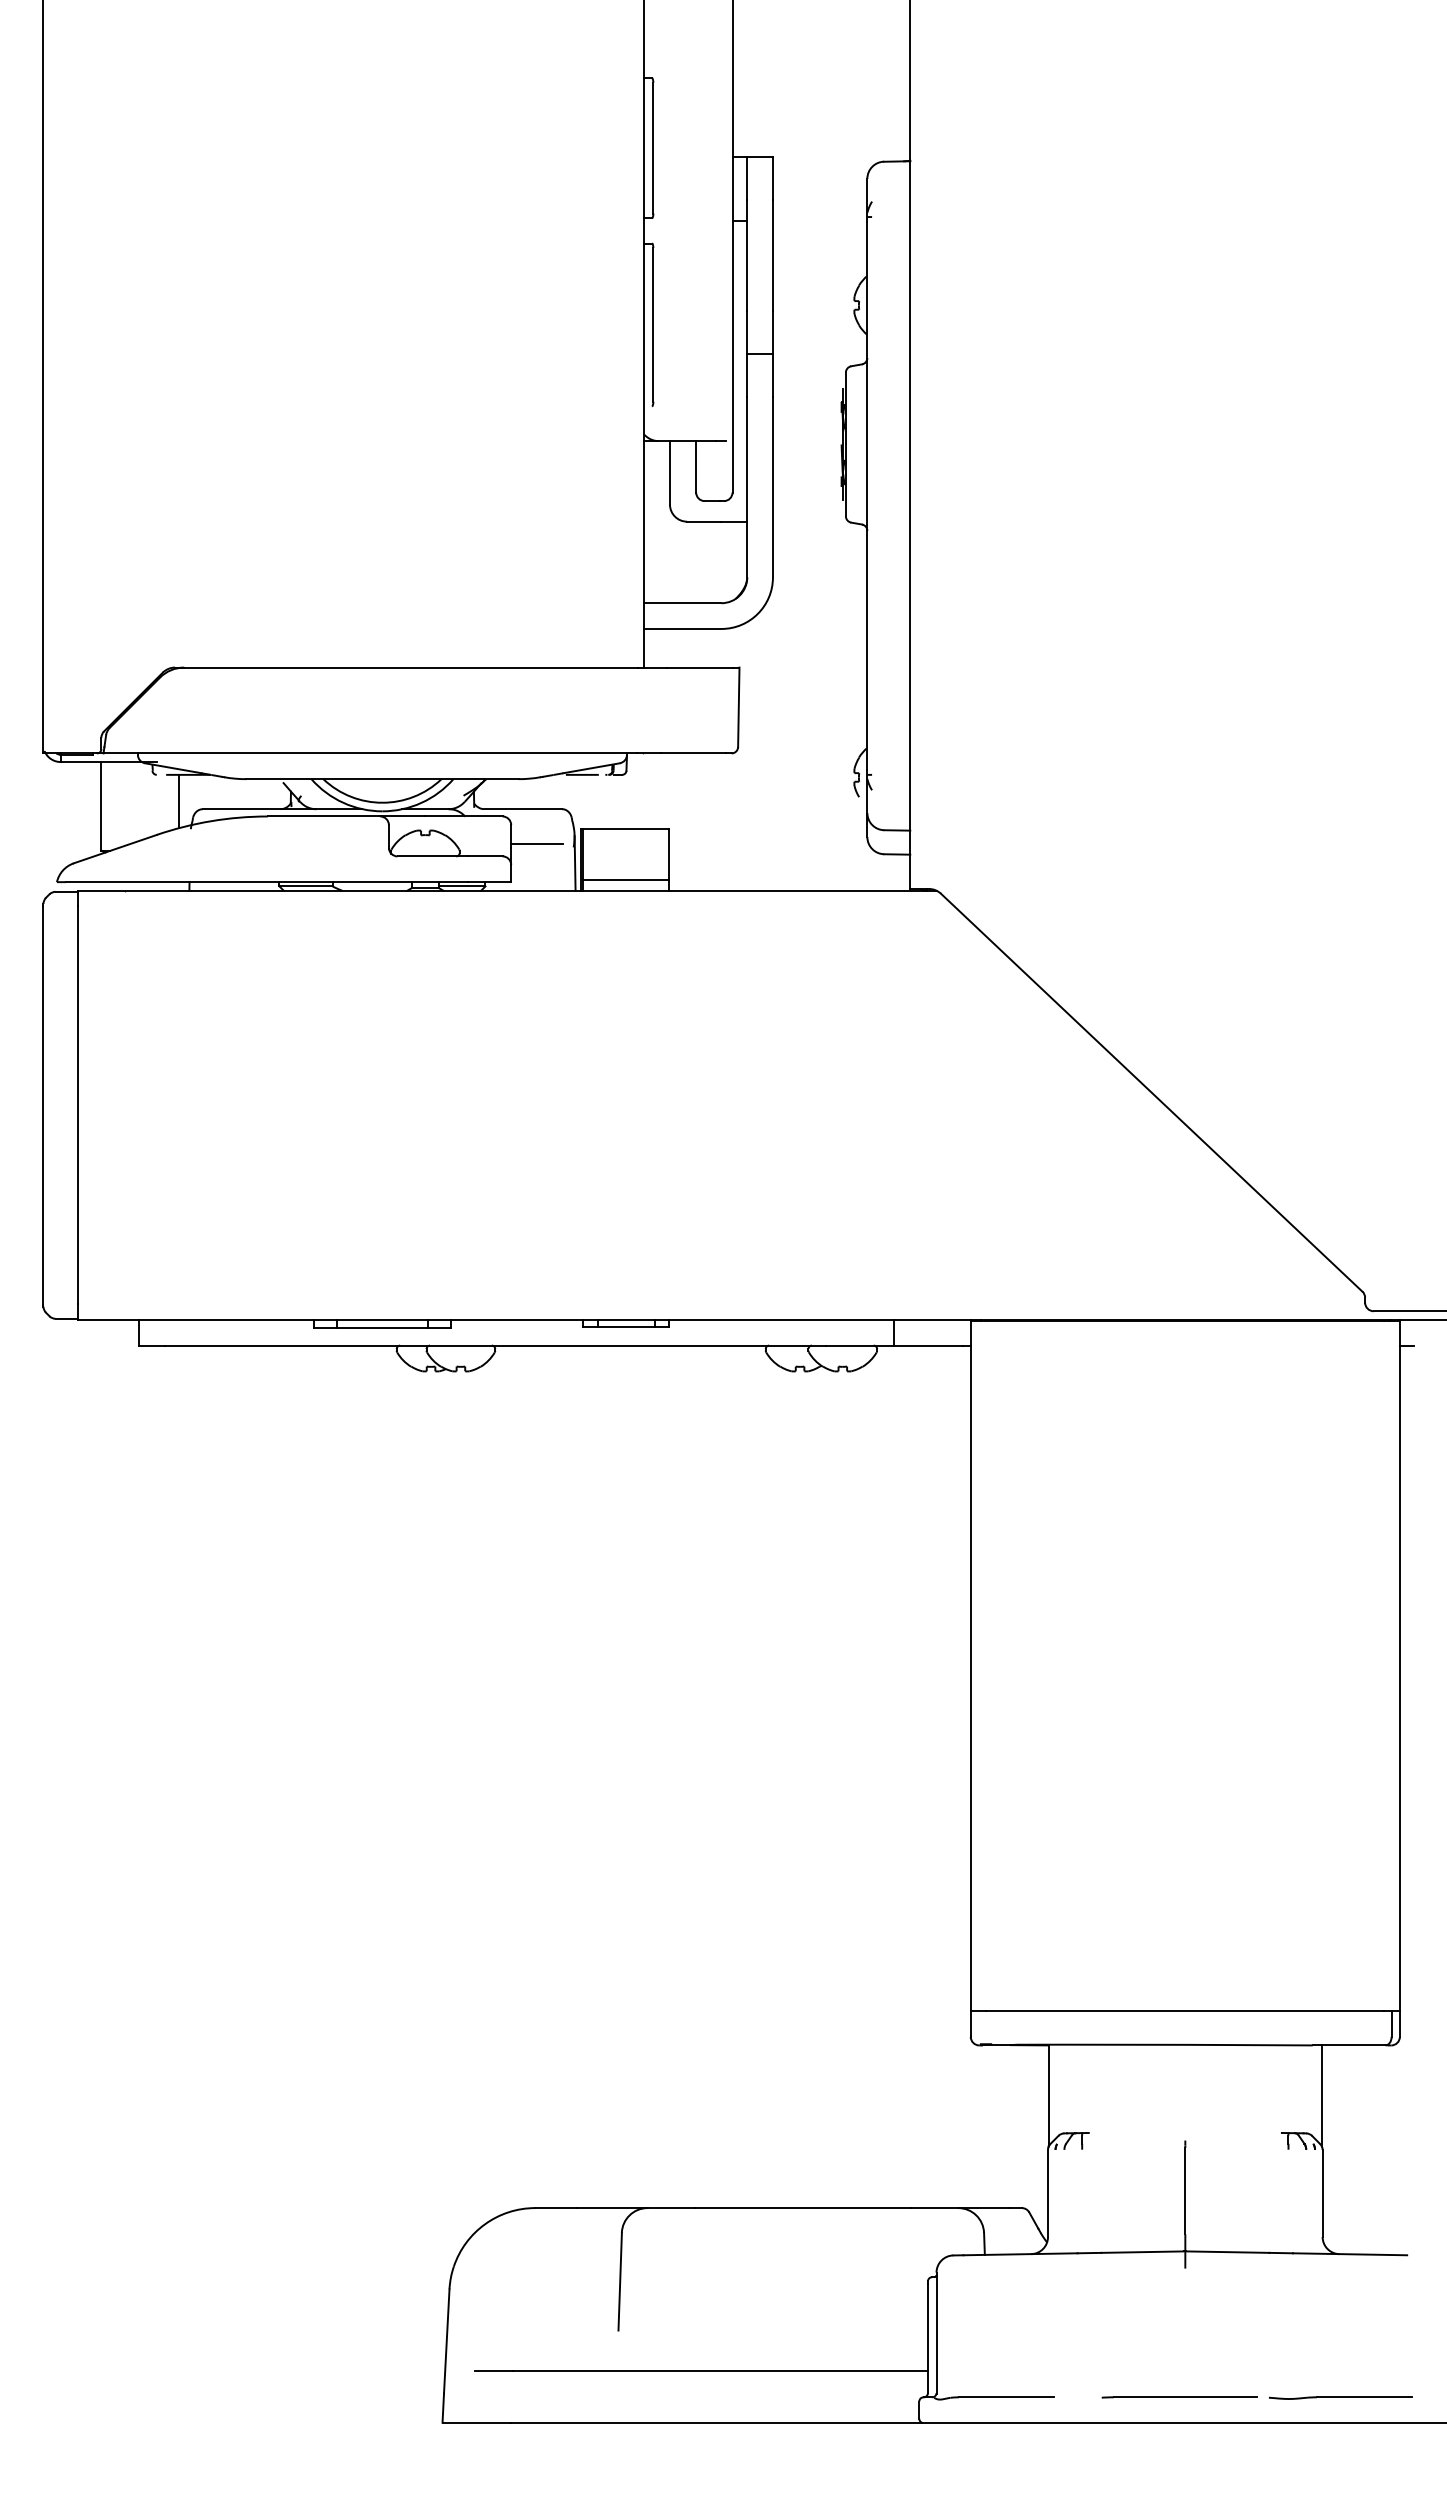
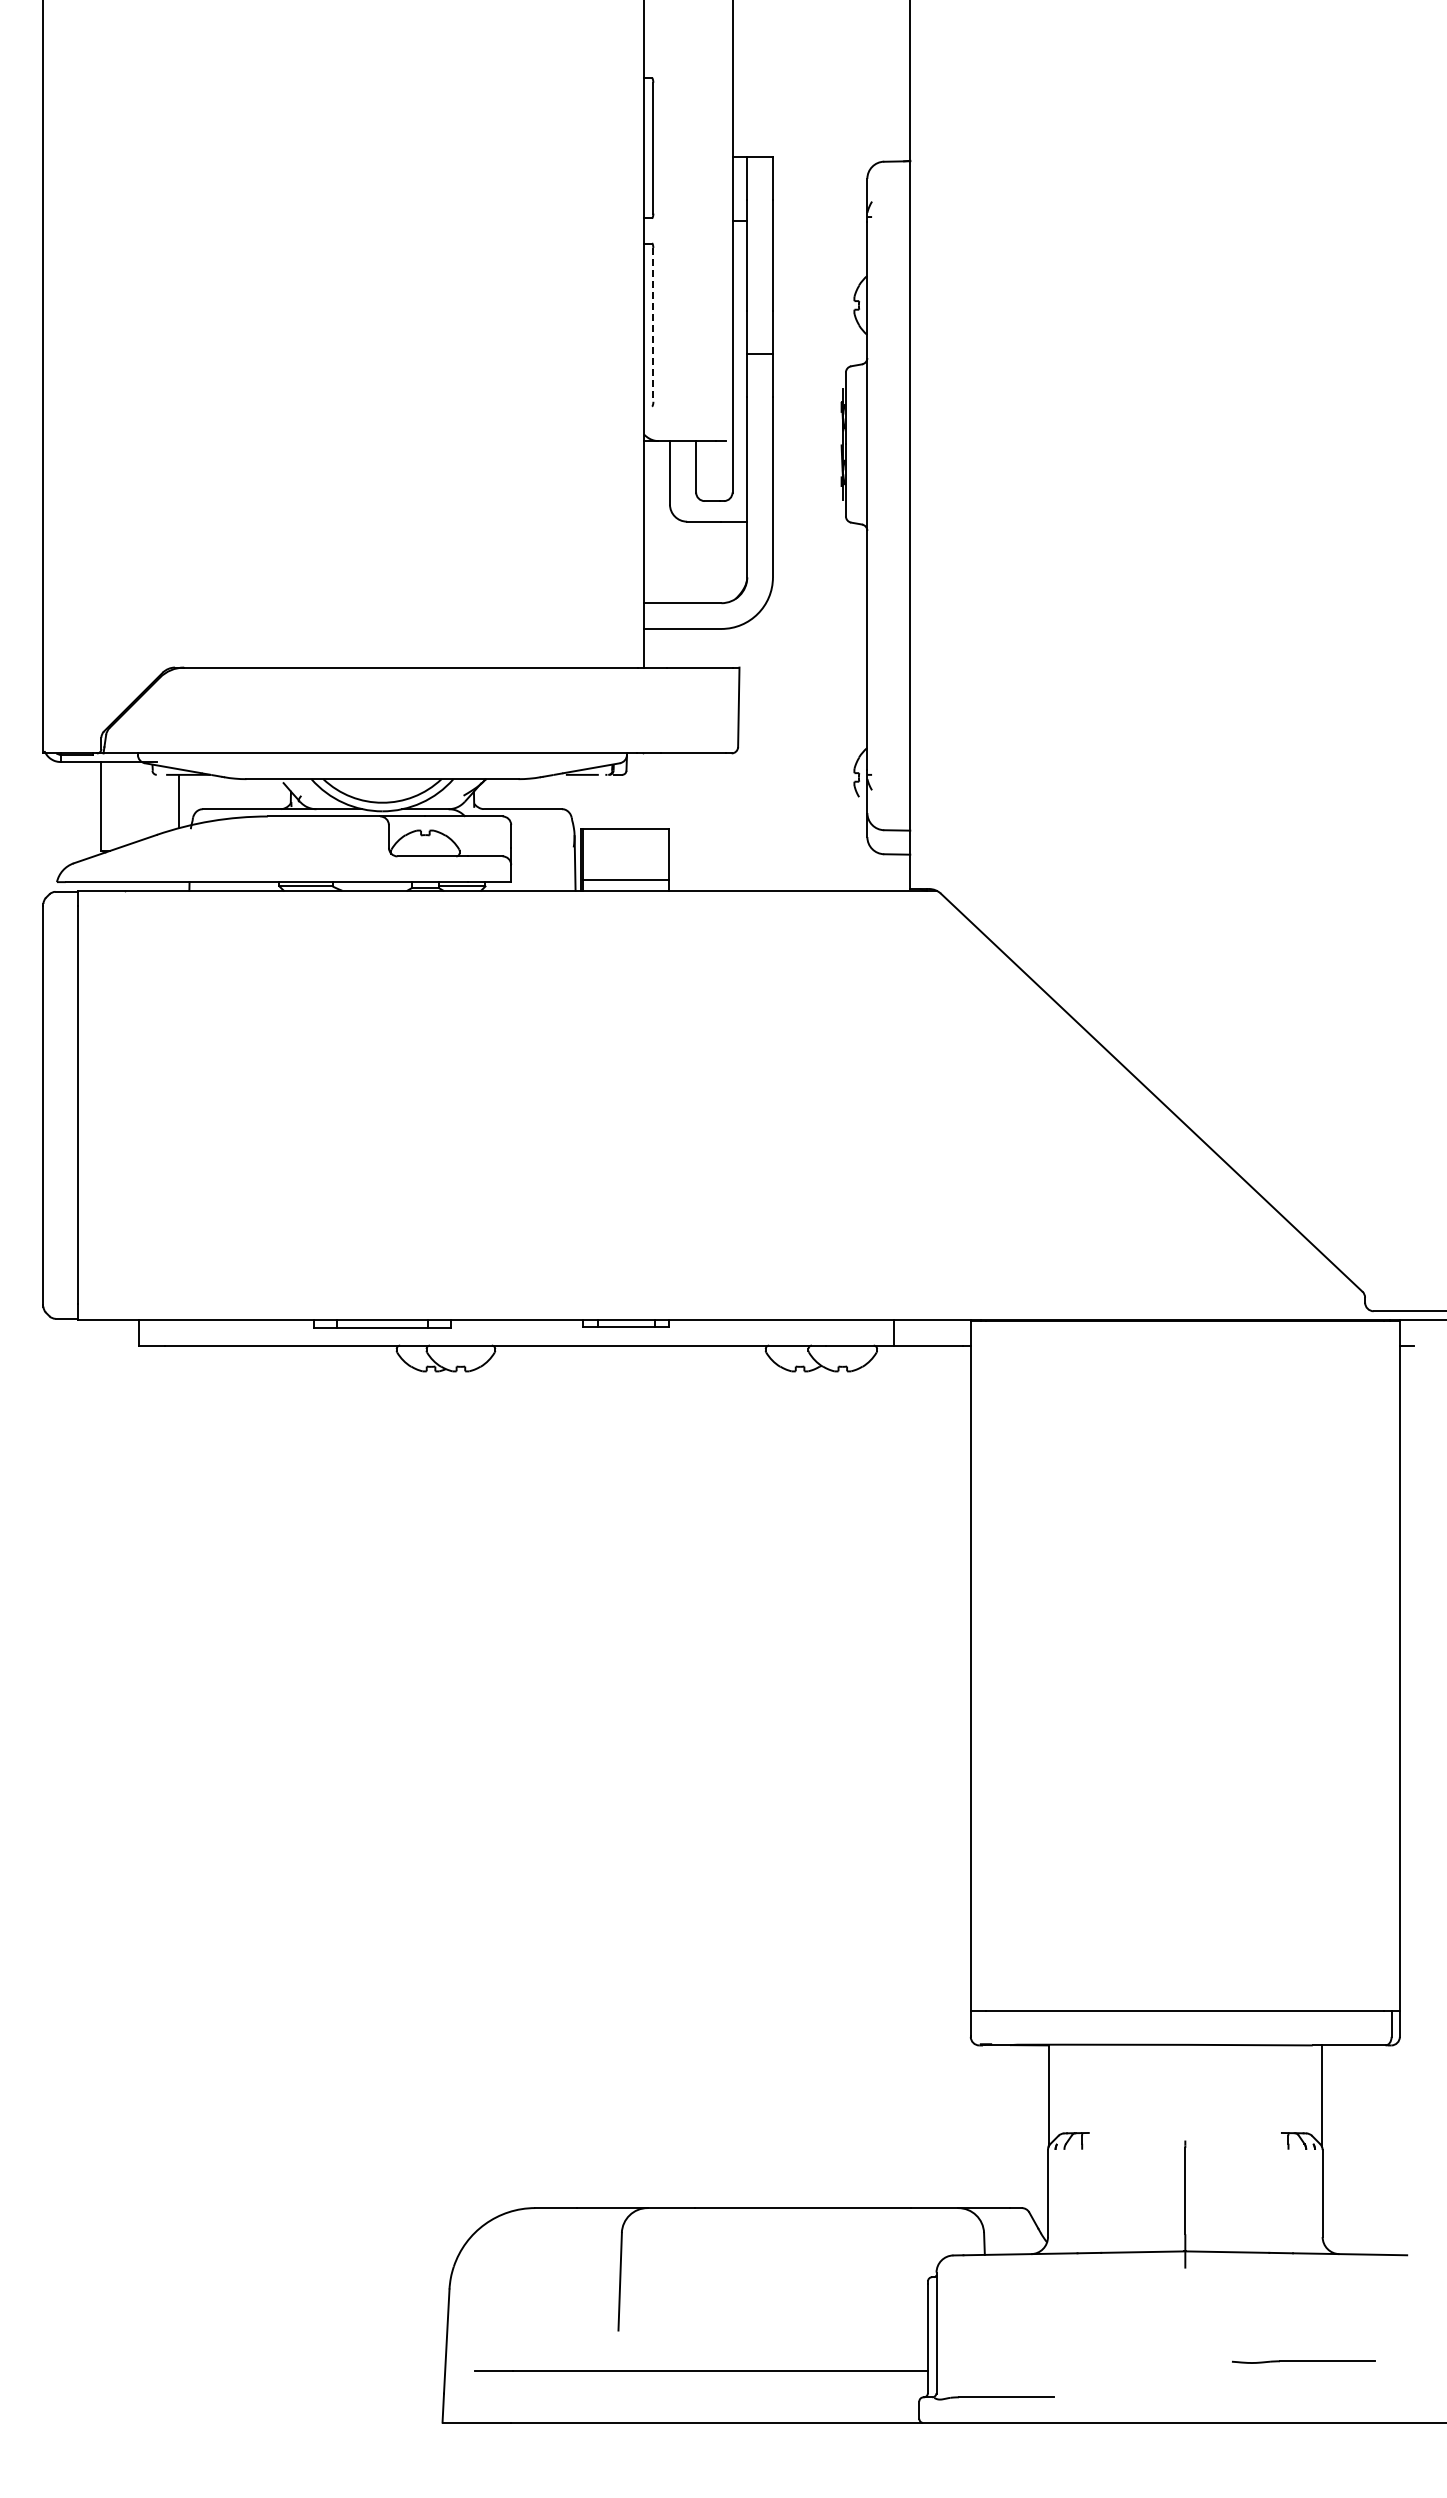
line: solid -> dashed (653, 324)
line: present -> none (536, 843)
line: present -> none (1179, 2397)
part position: (1340, 2397) -> (1303, 2361) (1303, 2361)
